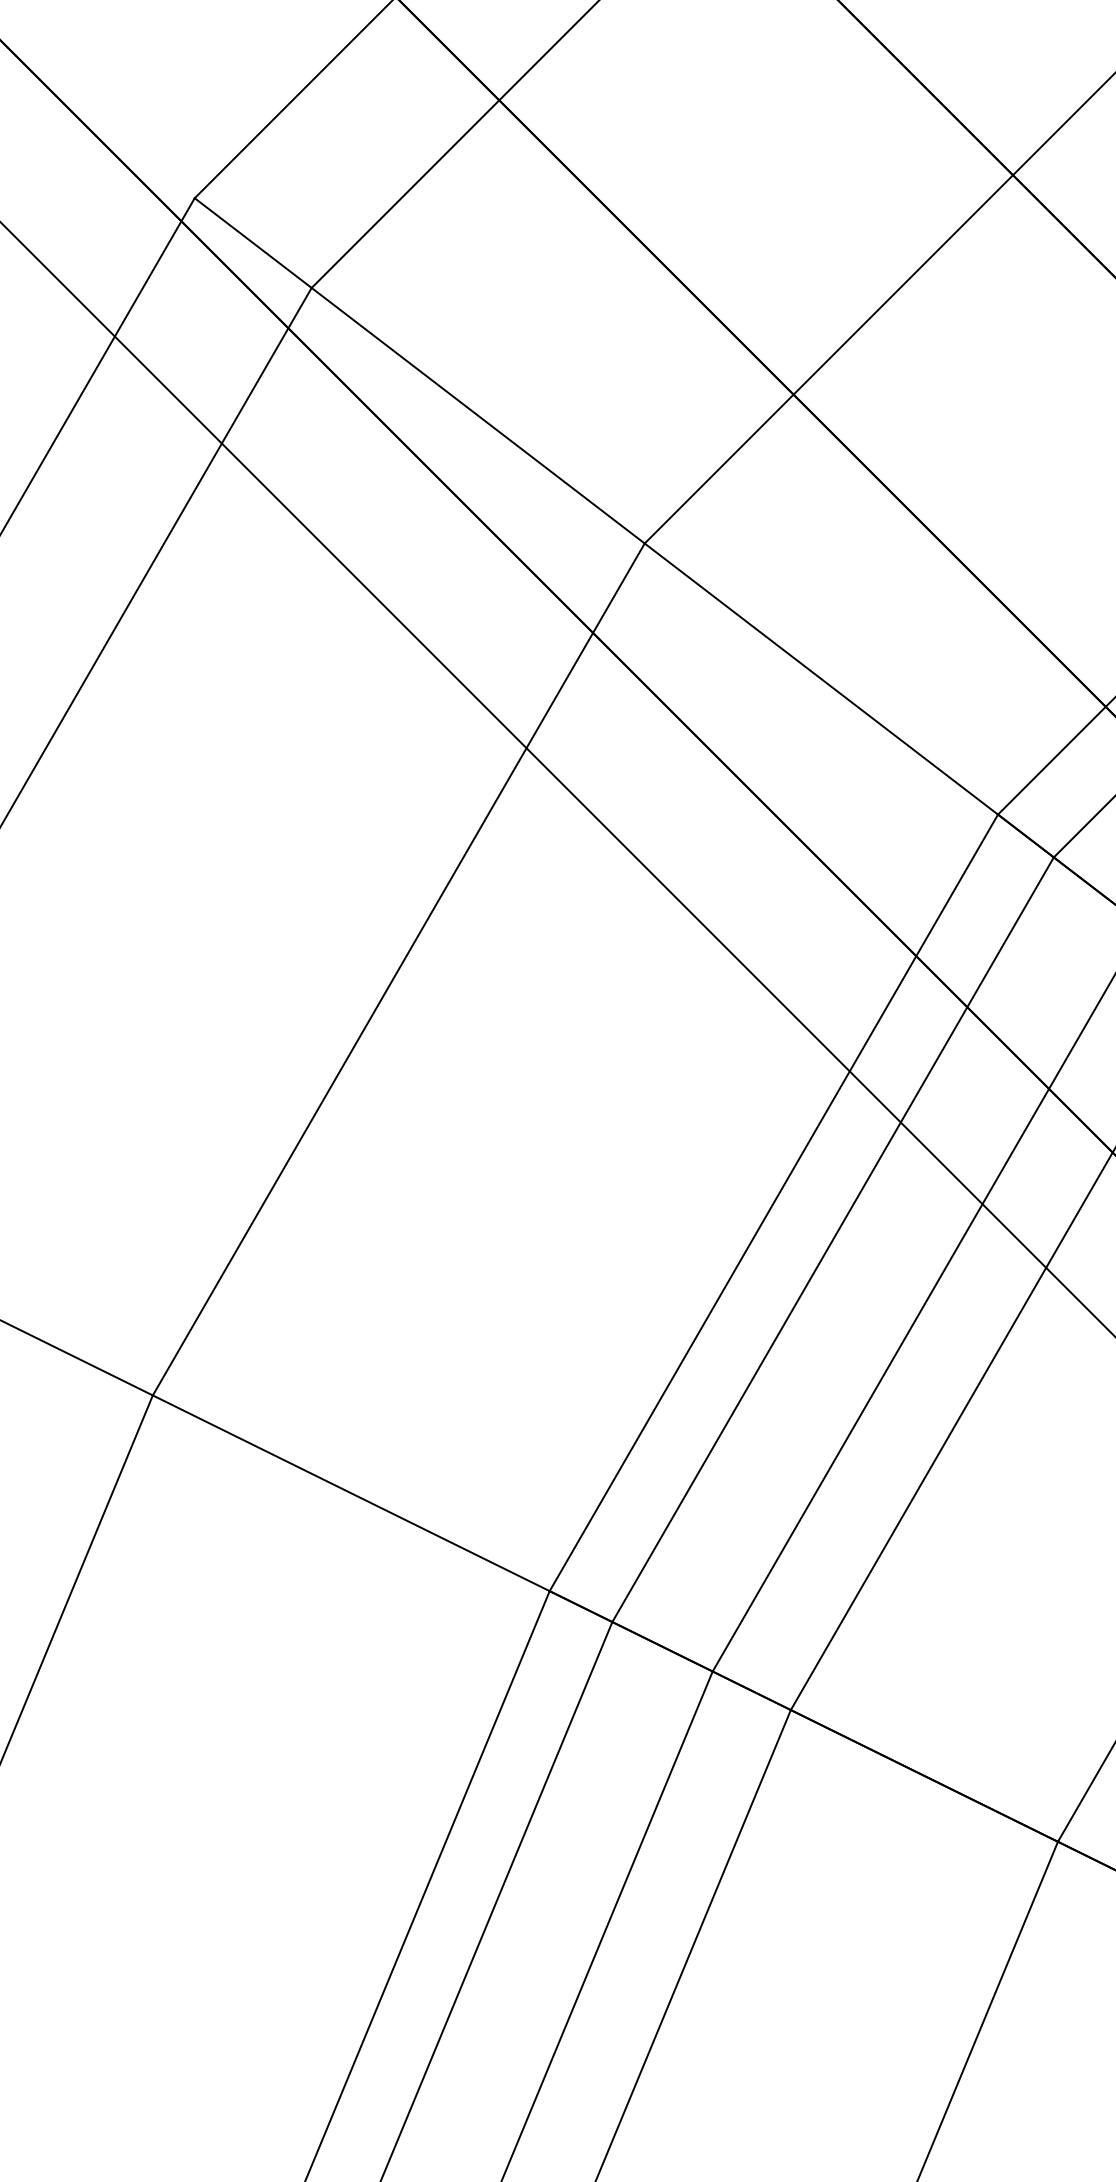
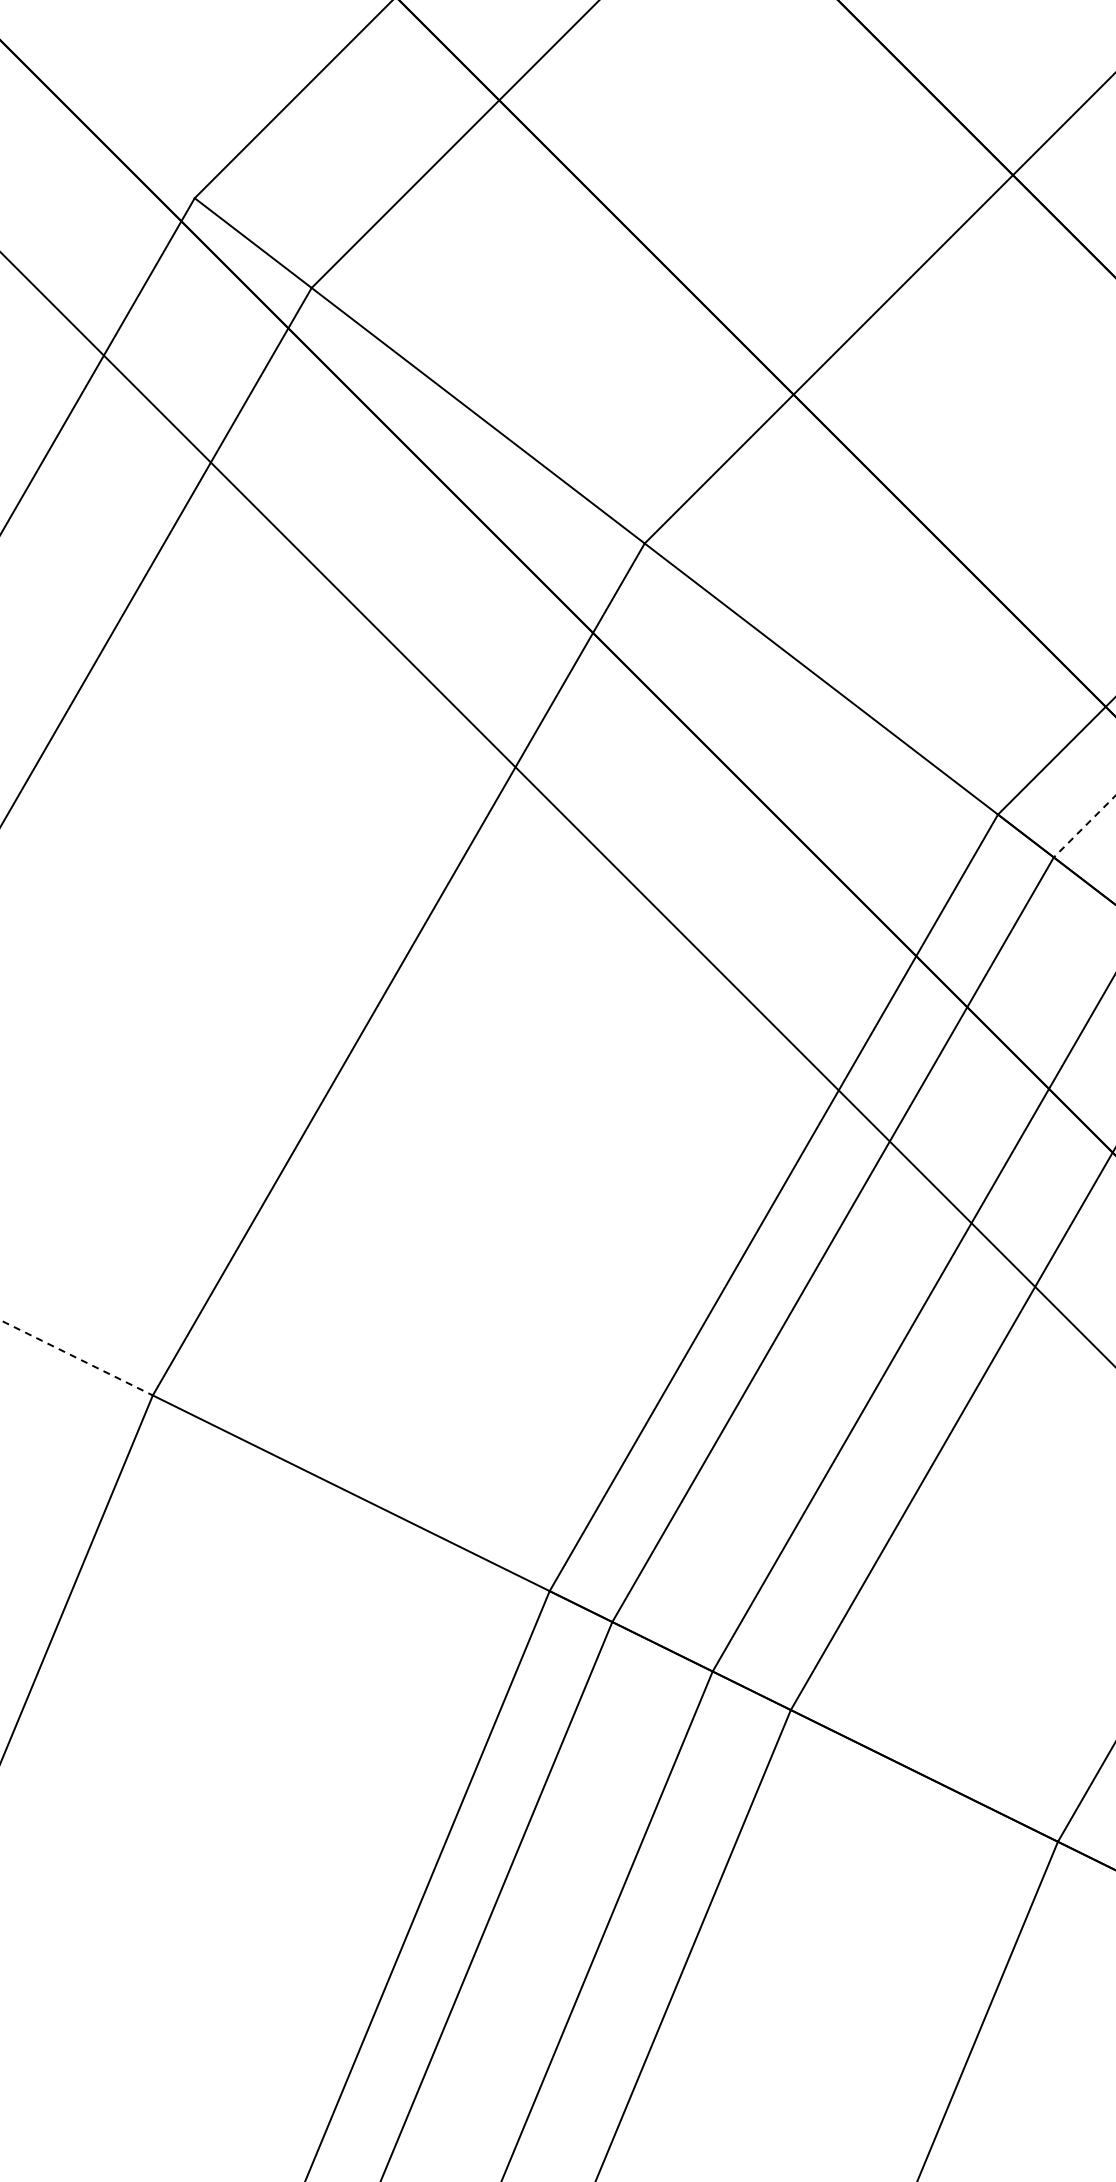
line position: (557, 778) -> (557, 809) (557, 809)
line: solid -> dashed (1084, 827)
line: solid -> dashed (76, 1357)
